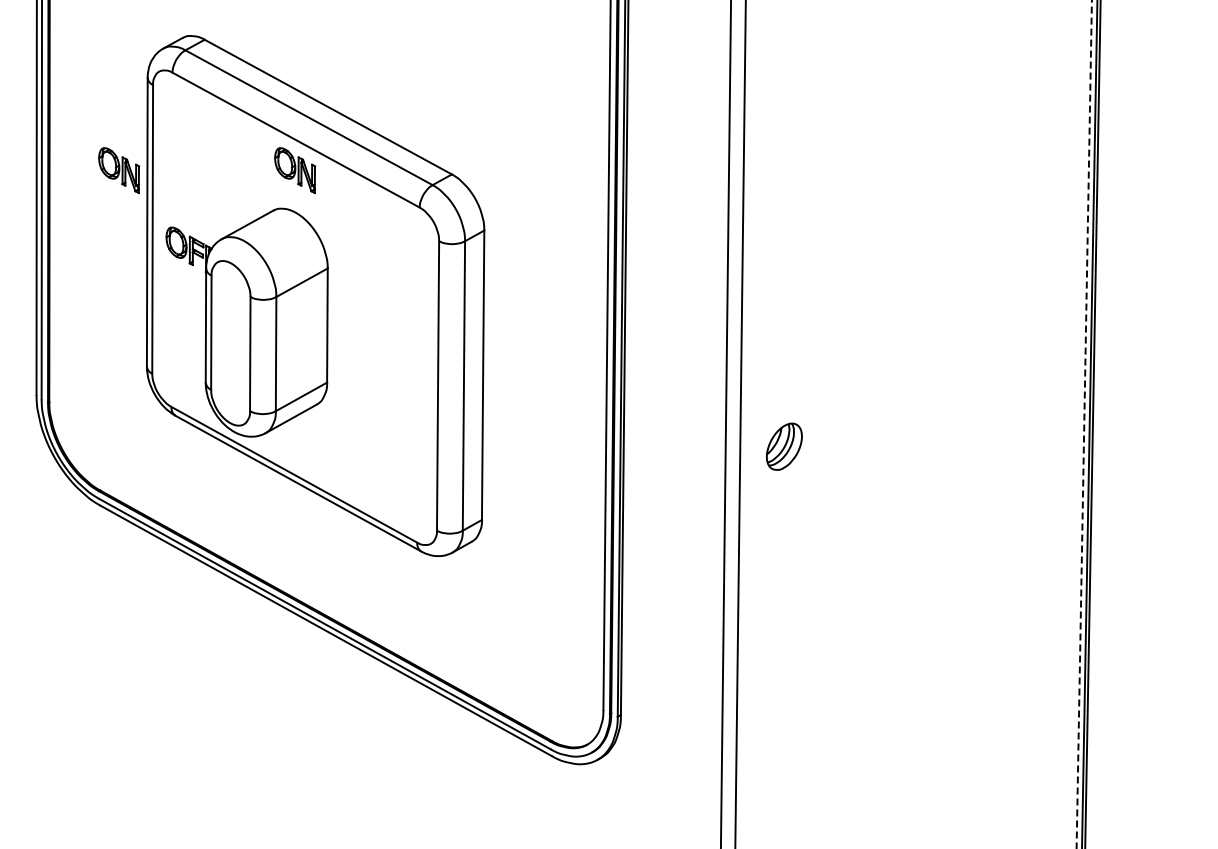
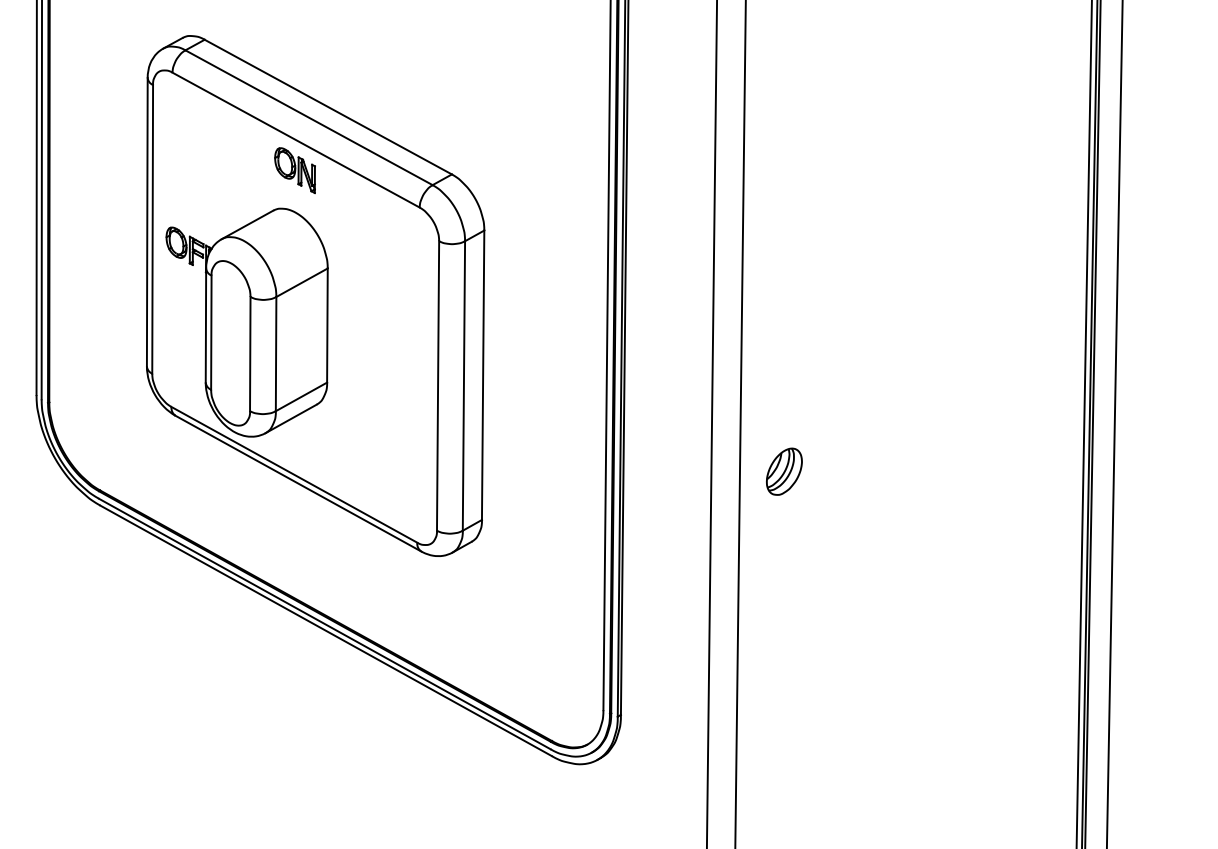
part: present -> none (118, 170)
line position: (725, 423) -> (711, 423) (711, 423)
line: none -> present (1114, 423)
line: dashed -> solid (1084, 424)
part position: (784, 446) -> (784, 471) (784, 471)
